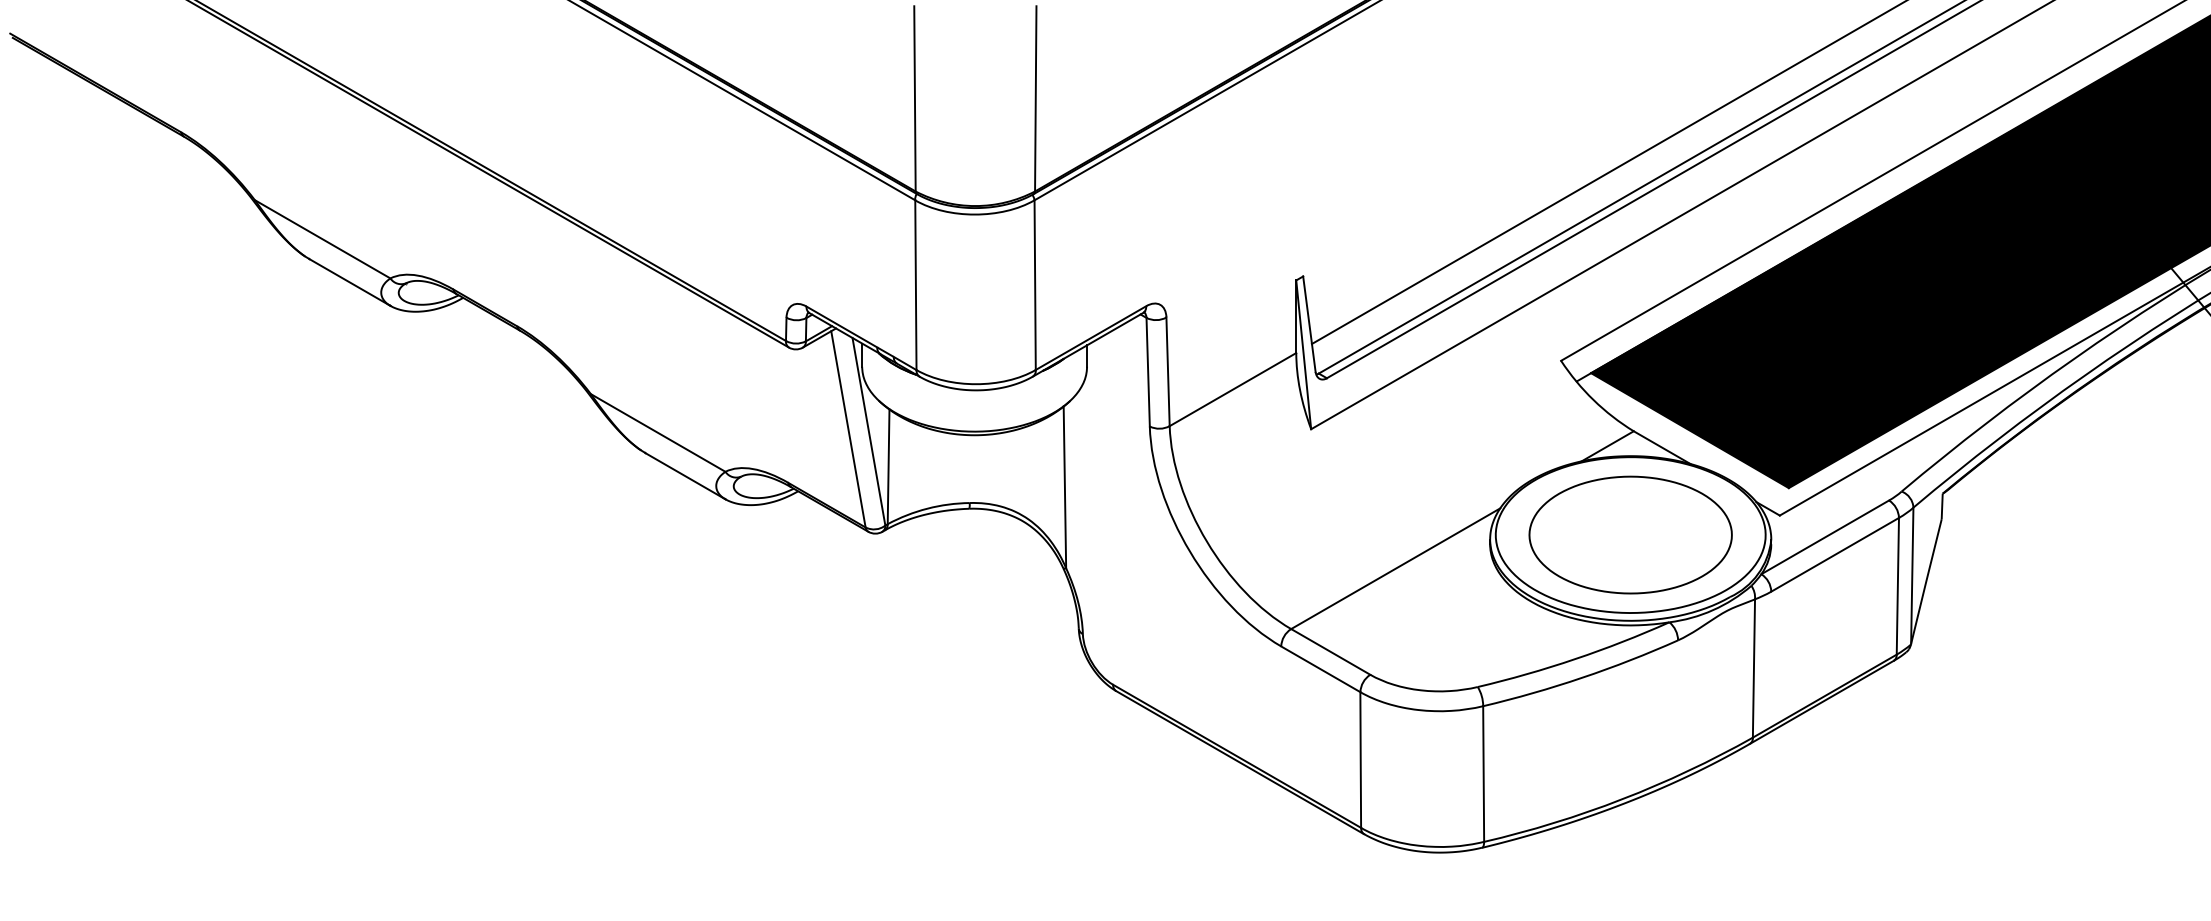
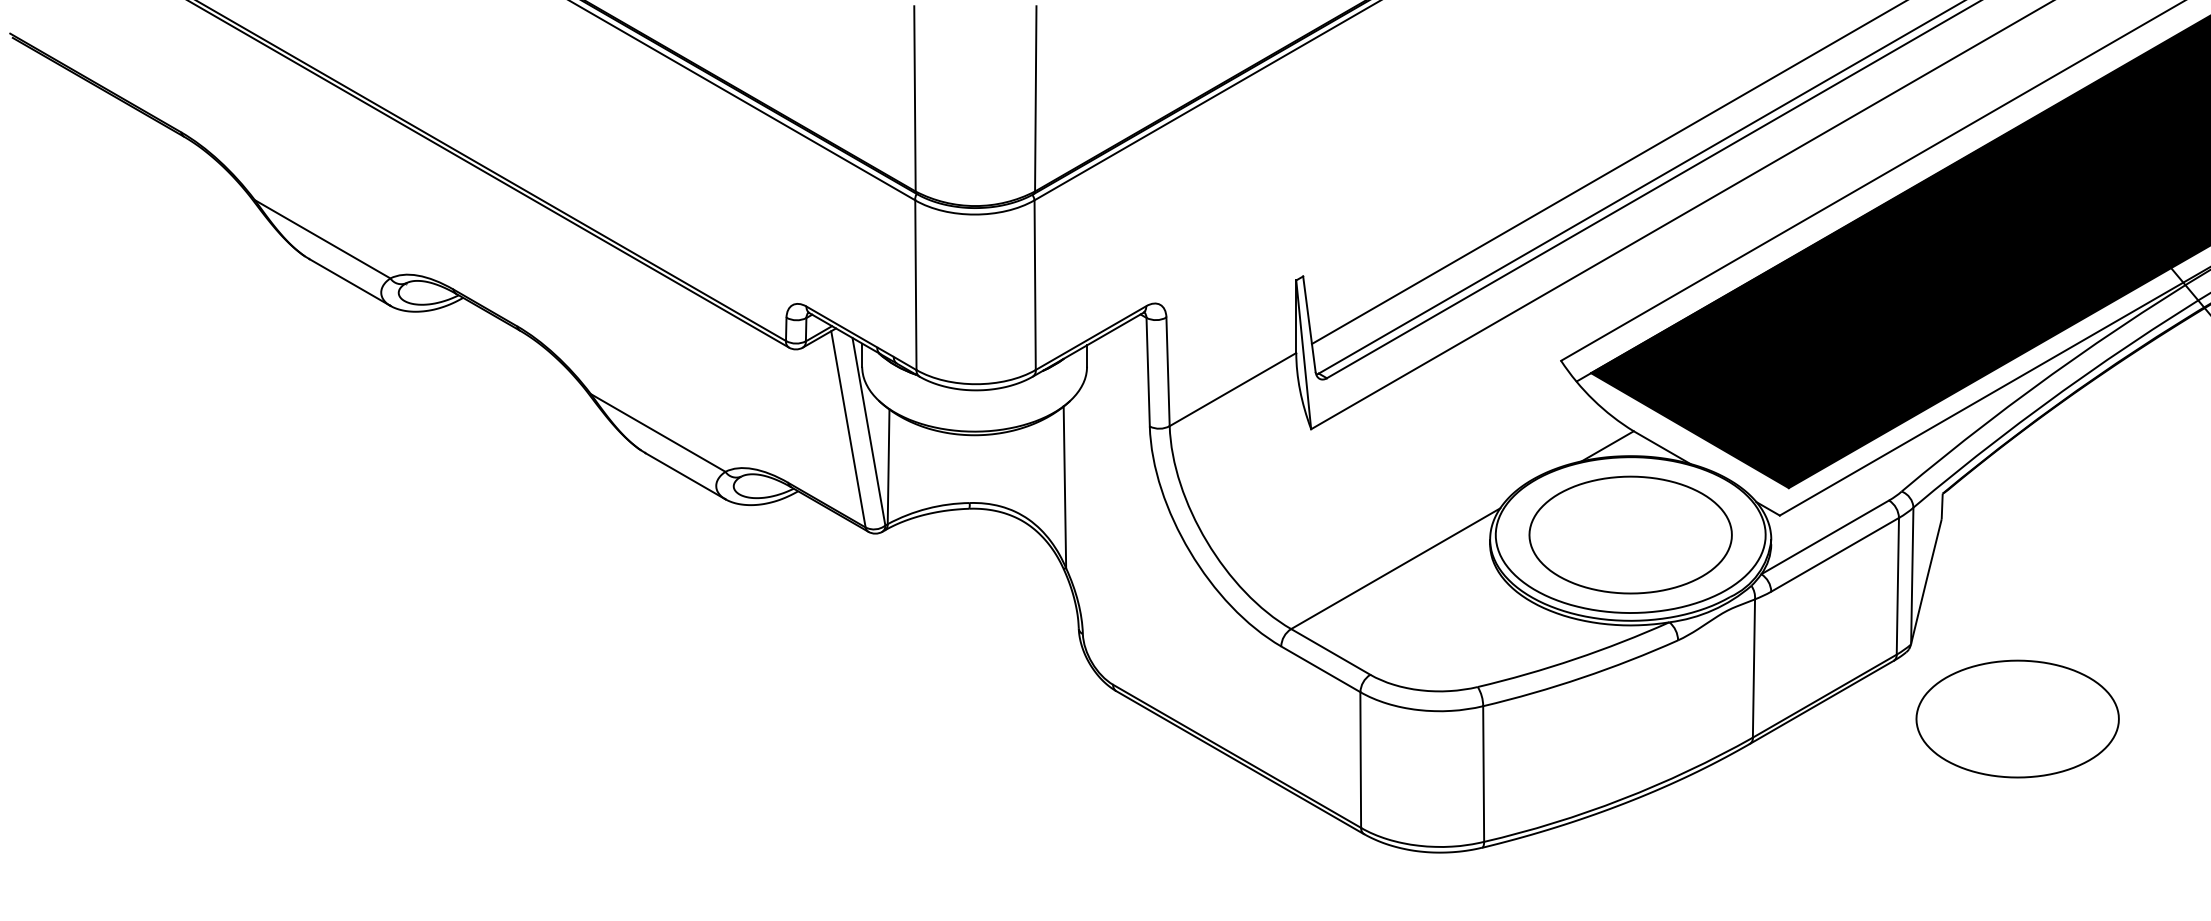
part: none -> present (2017, 718)
